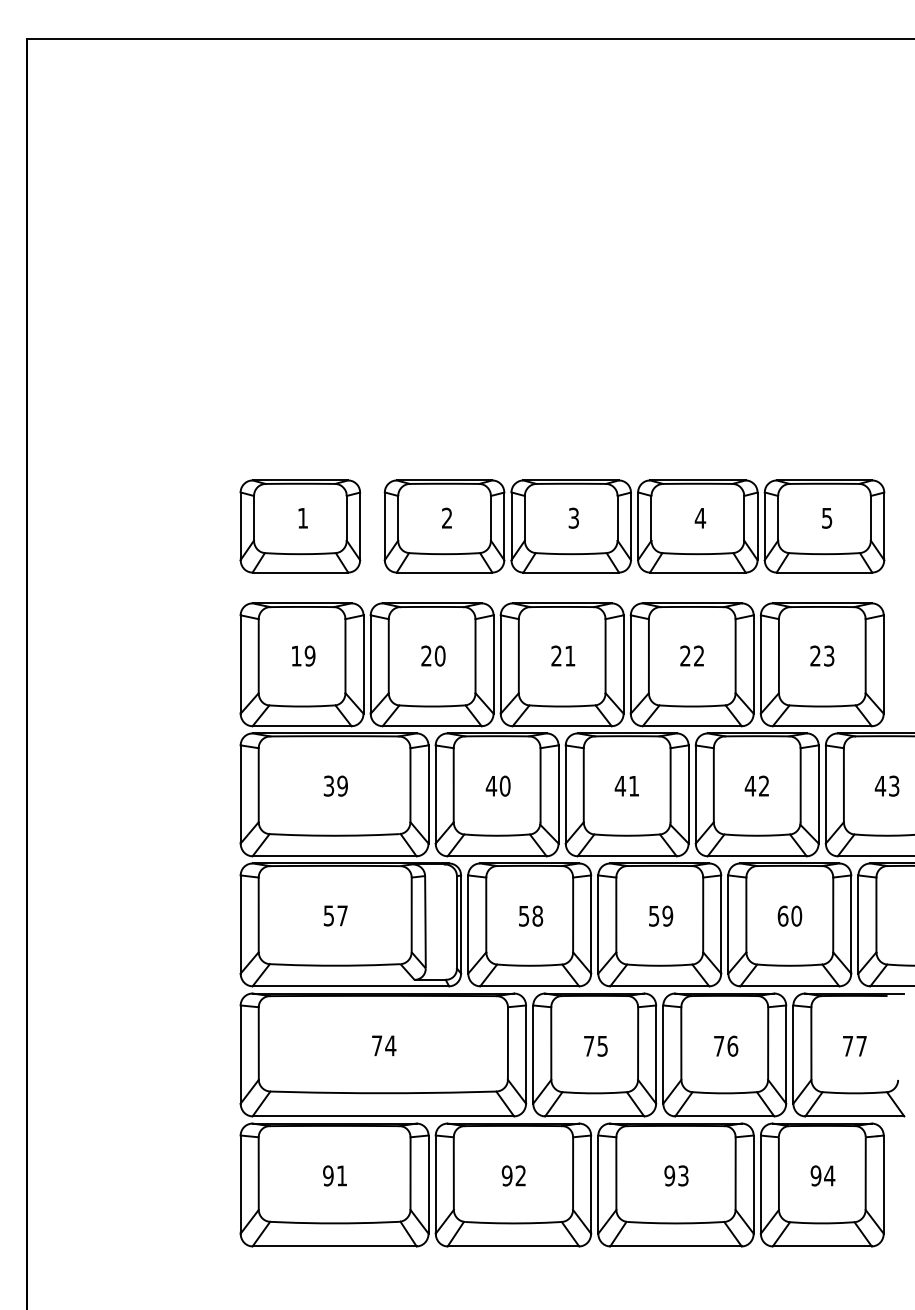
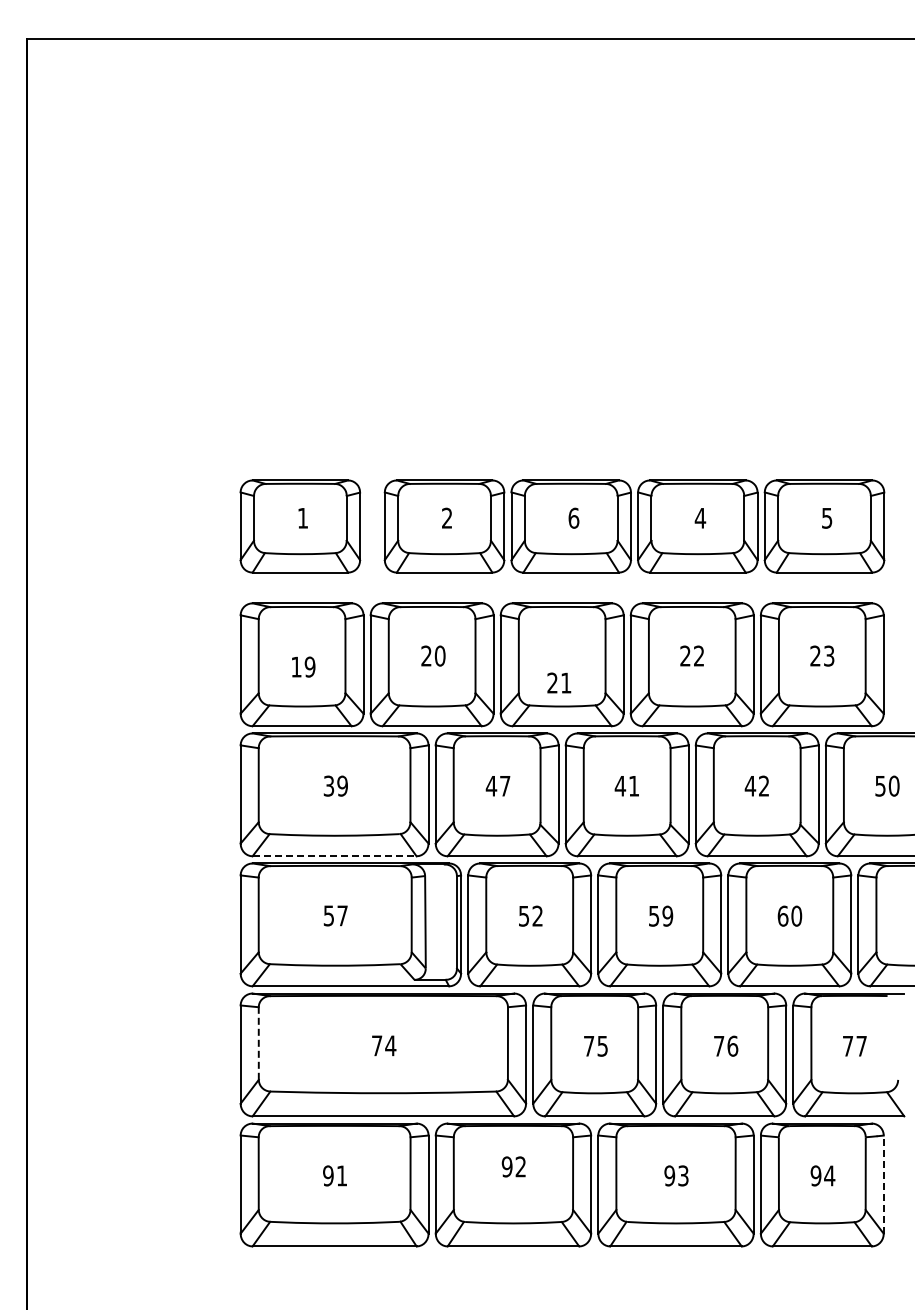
text: 3 -> 6 (573, 517)
text position: (303, 655) -> (303, 666) (303, 666)
text position: (563, 655) -> (559, 682) (559, 682)
text: 40 -> 47 (504, 785)
text: 43 -> 50 (886, 785)
line: solid -> dashed (334, 856)
text: 58 -> 52 (537, 915)
line: solid -> dashed (258, 1043)
text position: (513, 1175) -> (513, 1166) (513, 1166)
line: solid -> dashed (883, 1184)
